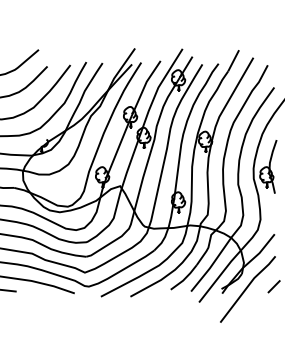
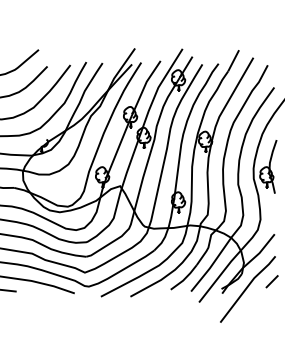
line position: (273, 286) -> (271, 281) (271, 281)
